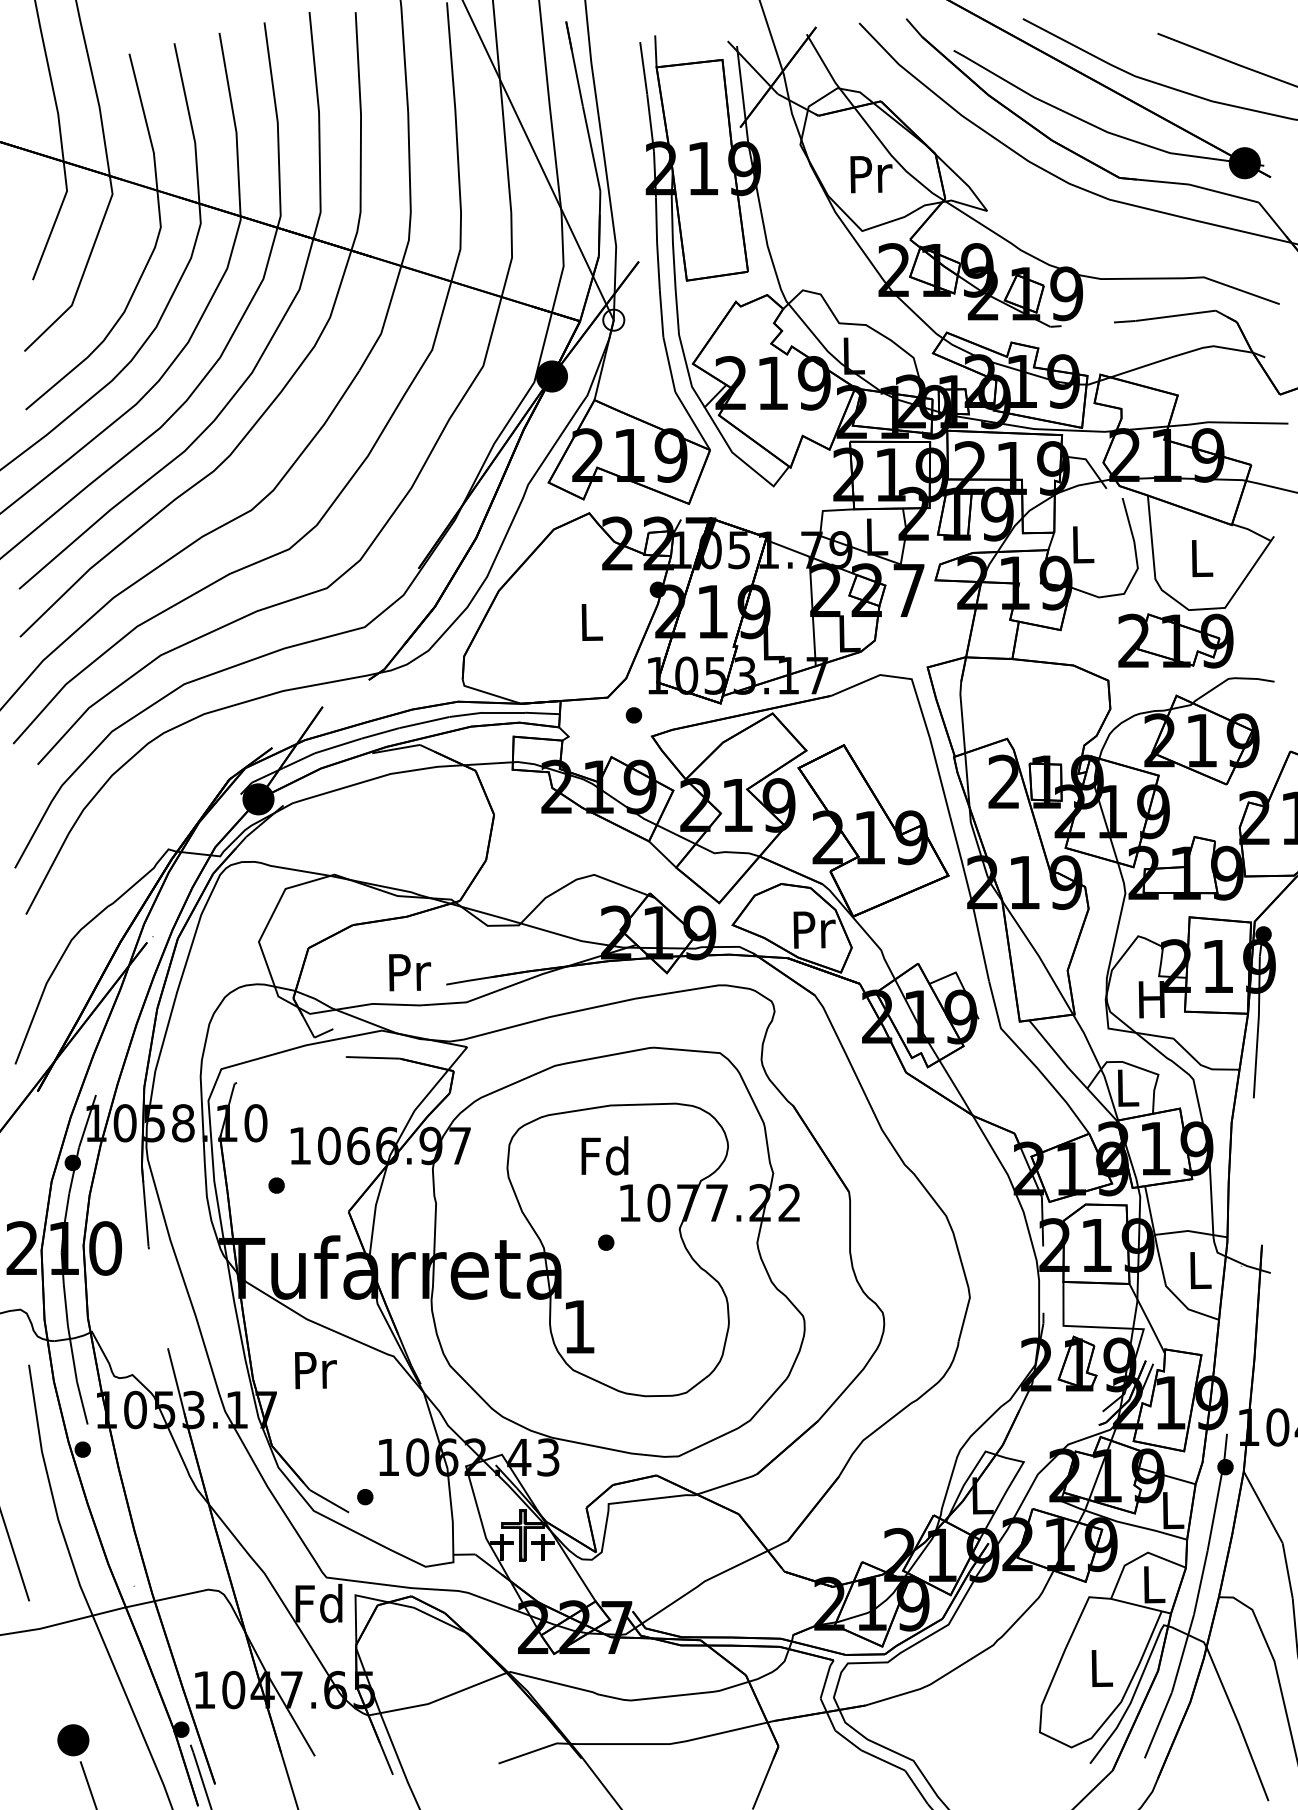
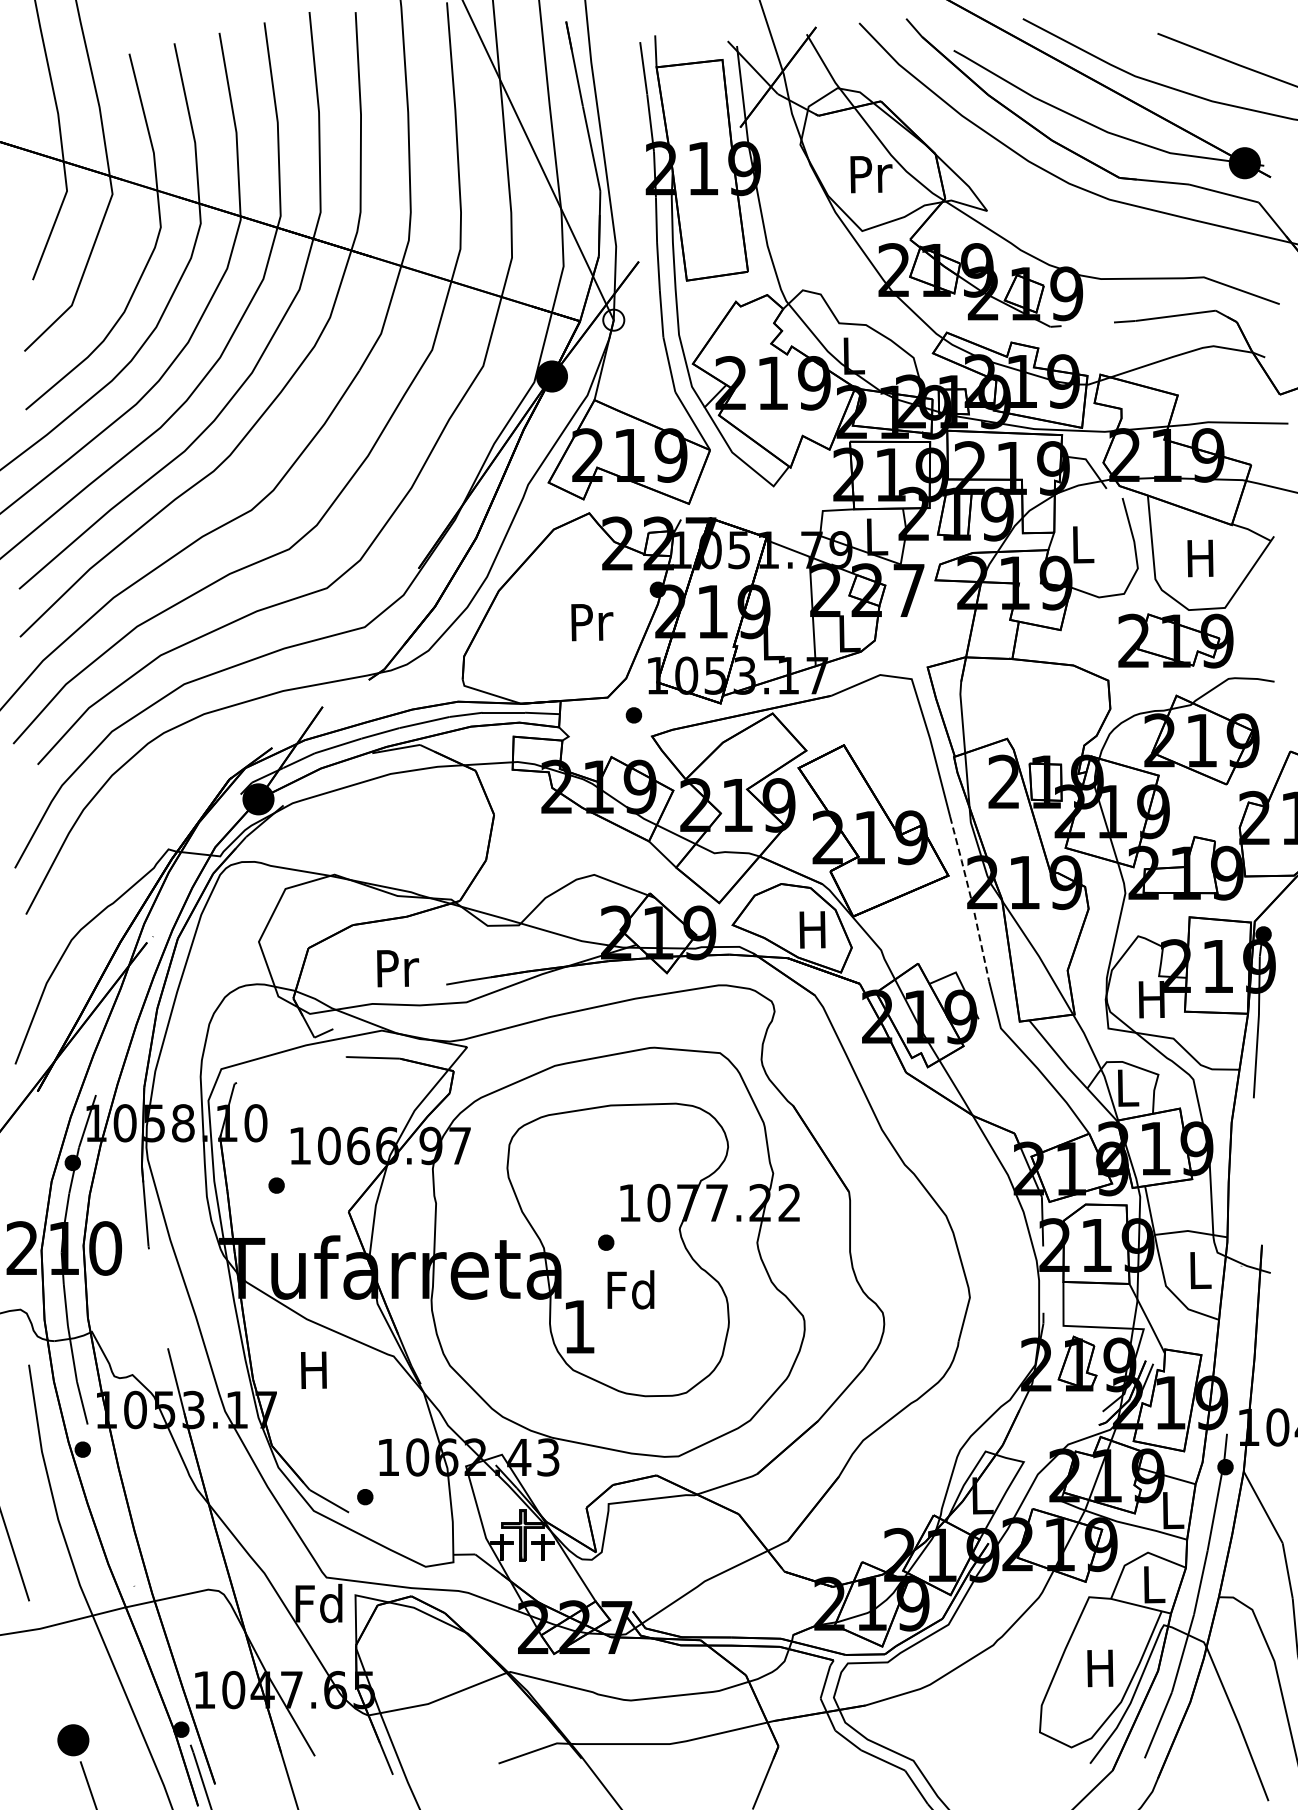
text: L -> H (1200, 558)
text: L -> Pr (592, 622)
line: solid -> dashed (971, 899)
text: Pr -> H (814, 929)
text position: (410, 972) -> (398, 968) (398, 968)
text position: (604, 1155) -> (630, 1289) (630, 1289)
text: Pr -> H (315, 1370)
text: L -> H (1100, 1668)
